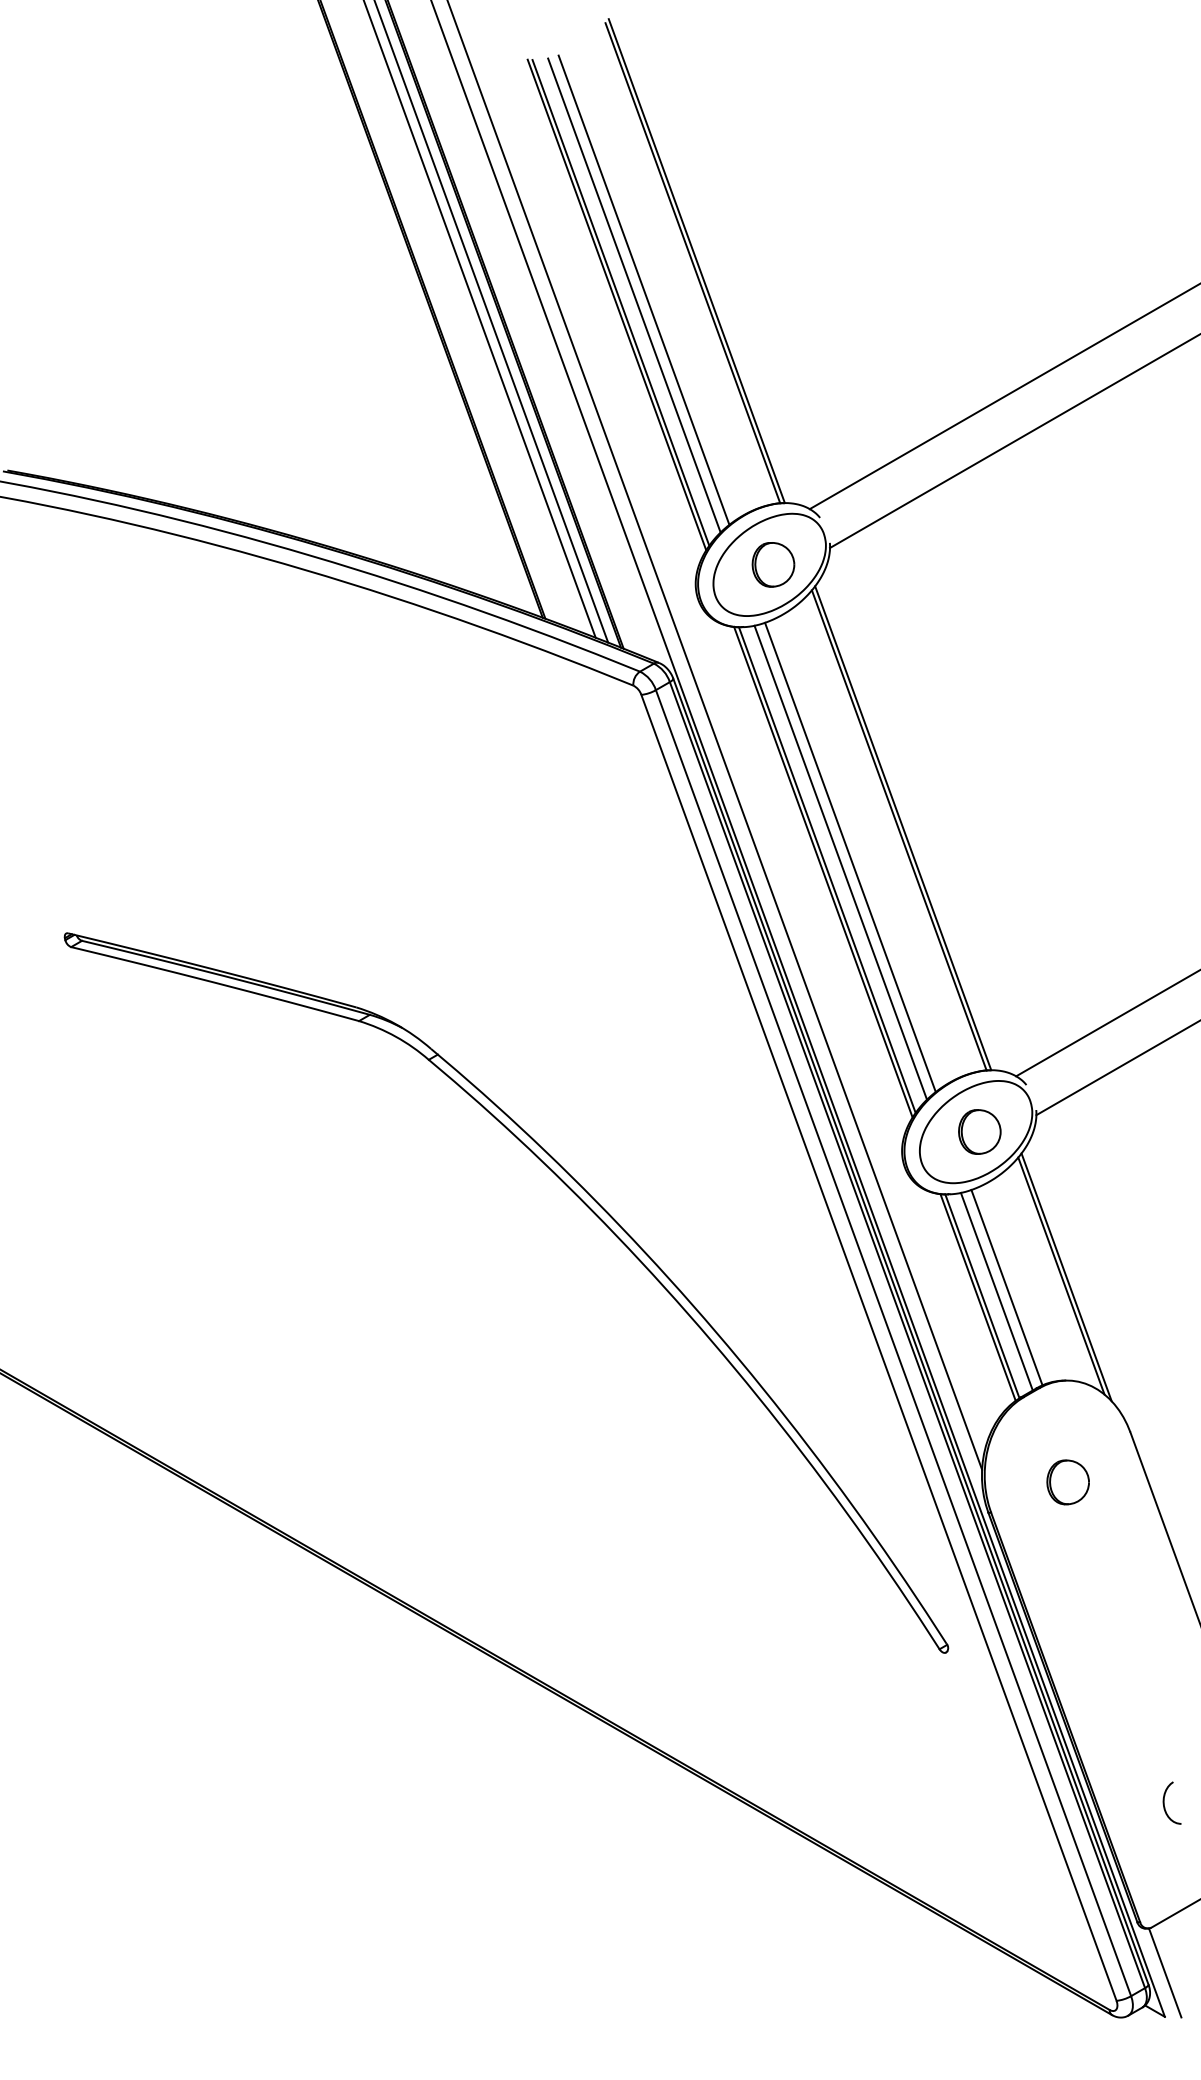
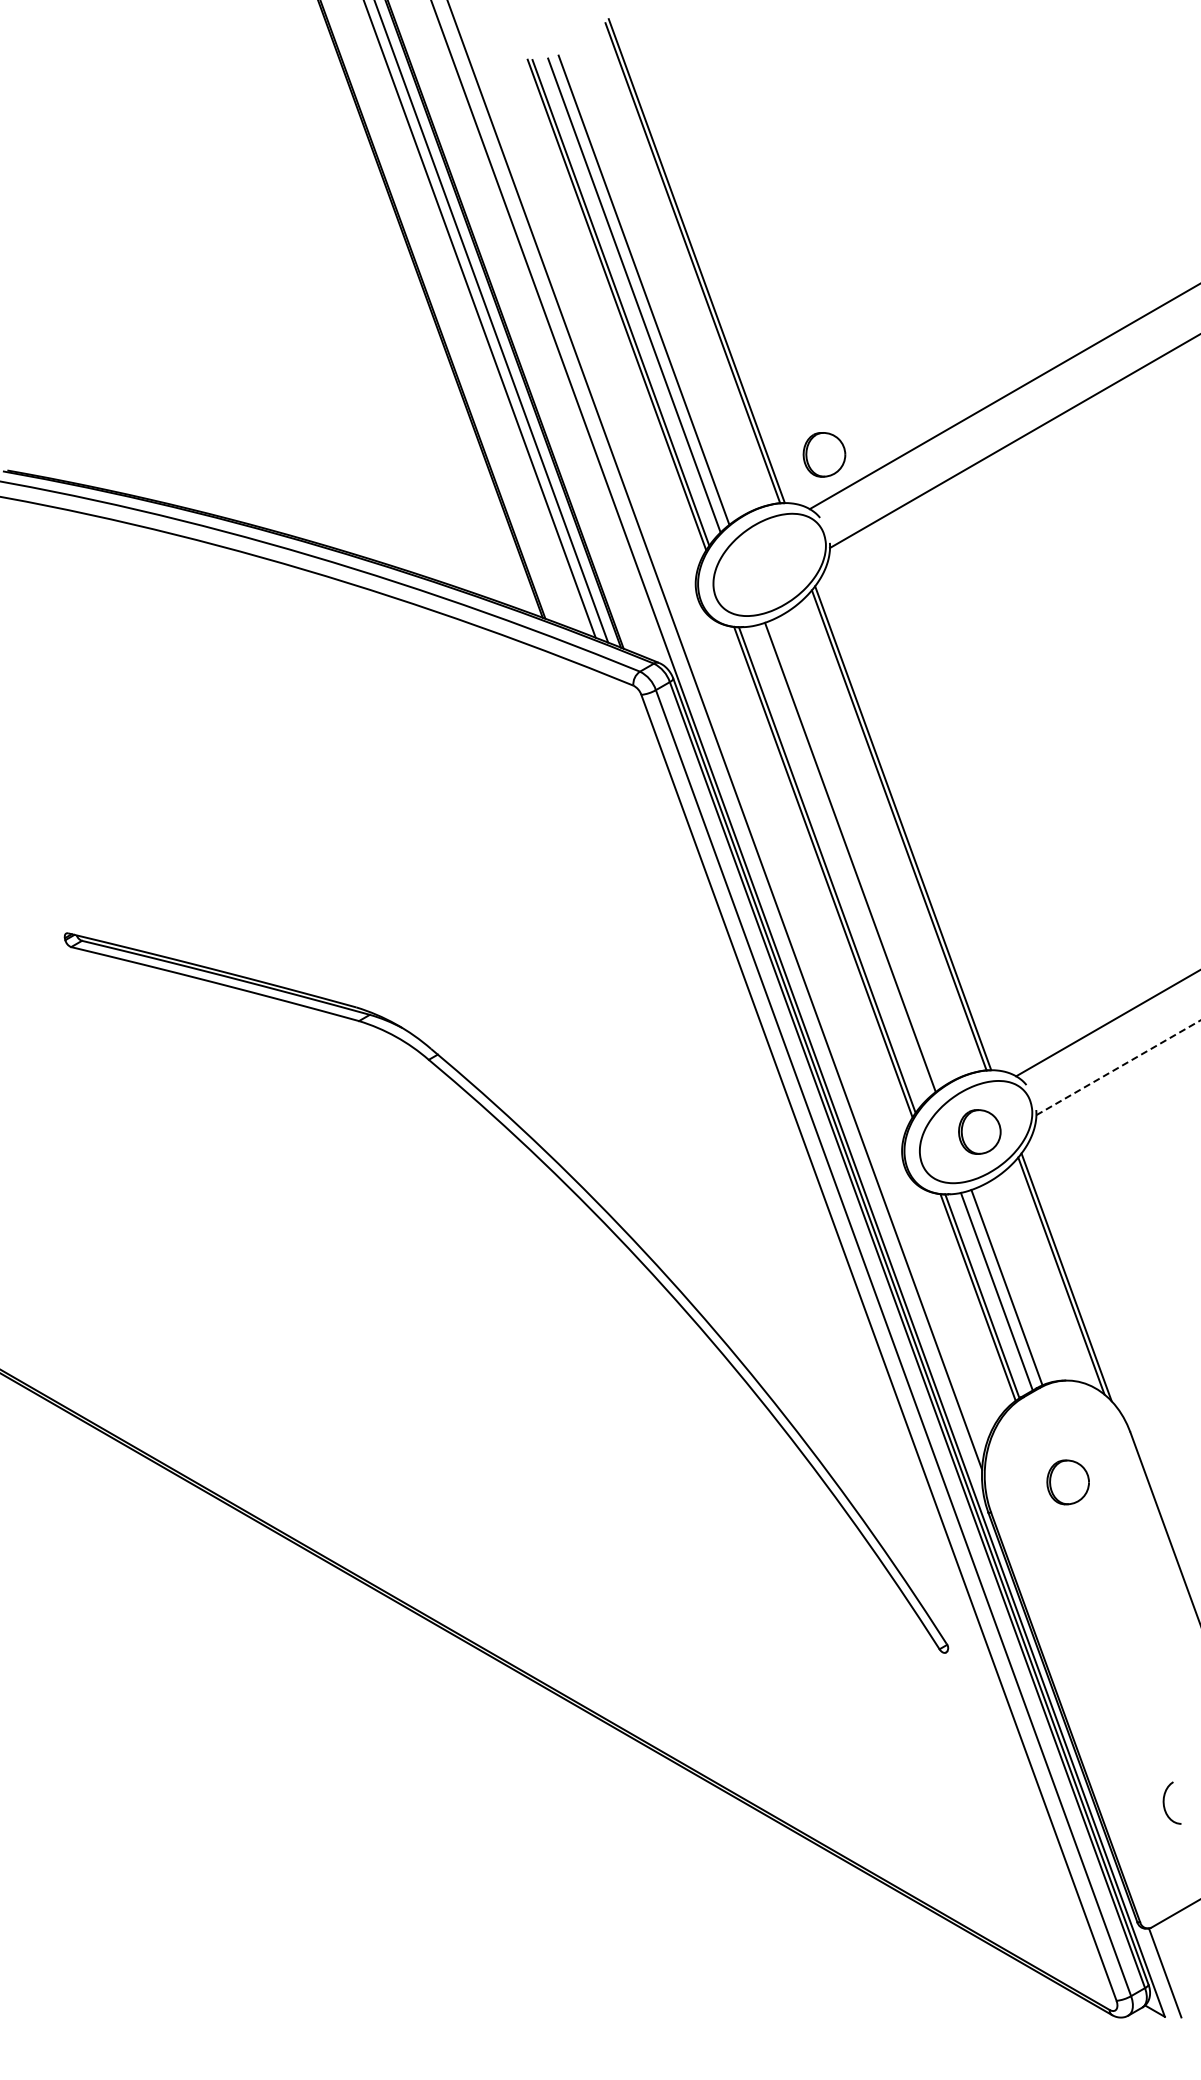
part position: (773, 564) -> (824, 454) (824, 454)
line: present -> none (840, 862)
line: solid -> dashed (1118, 1067)
